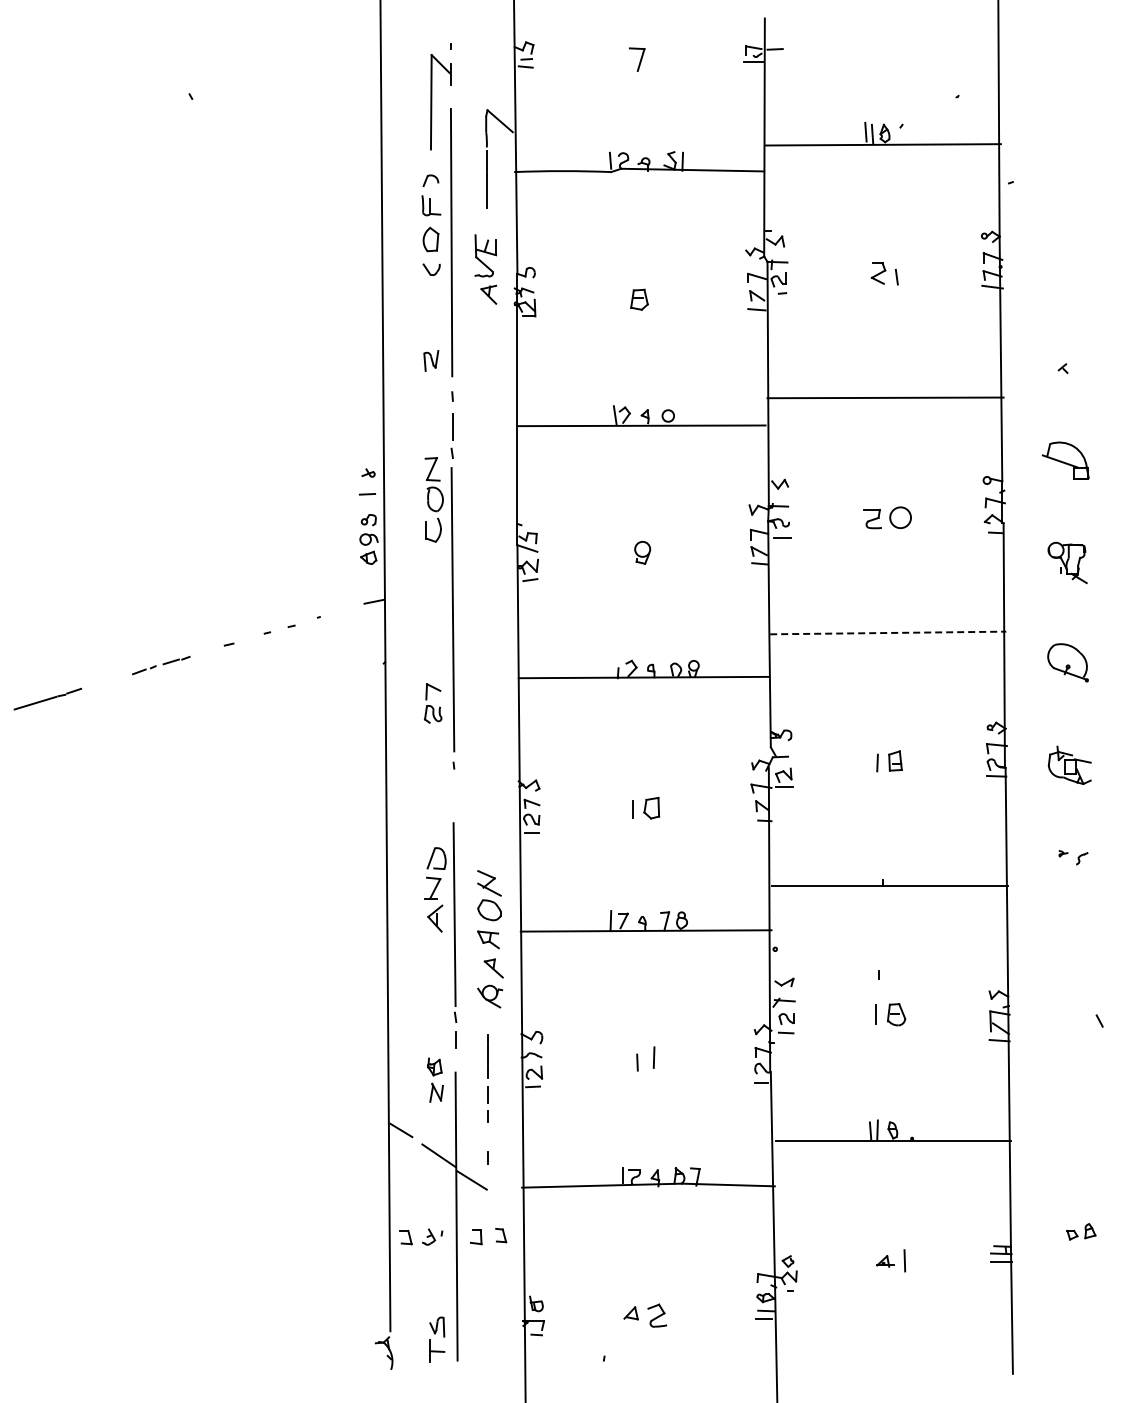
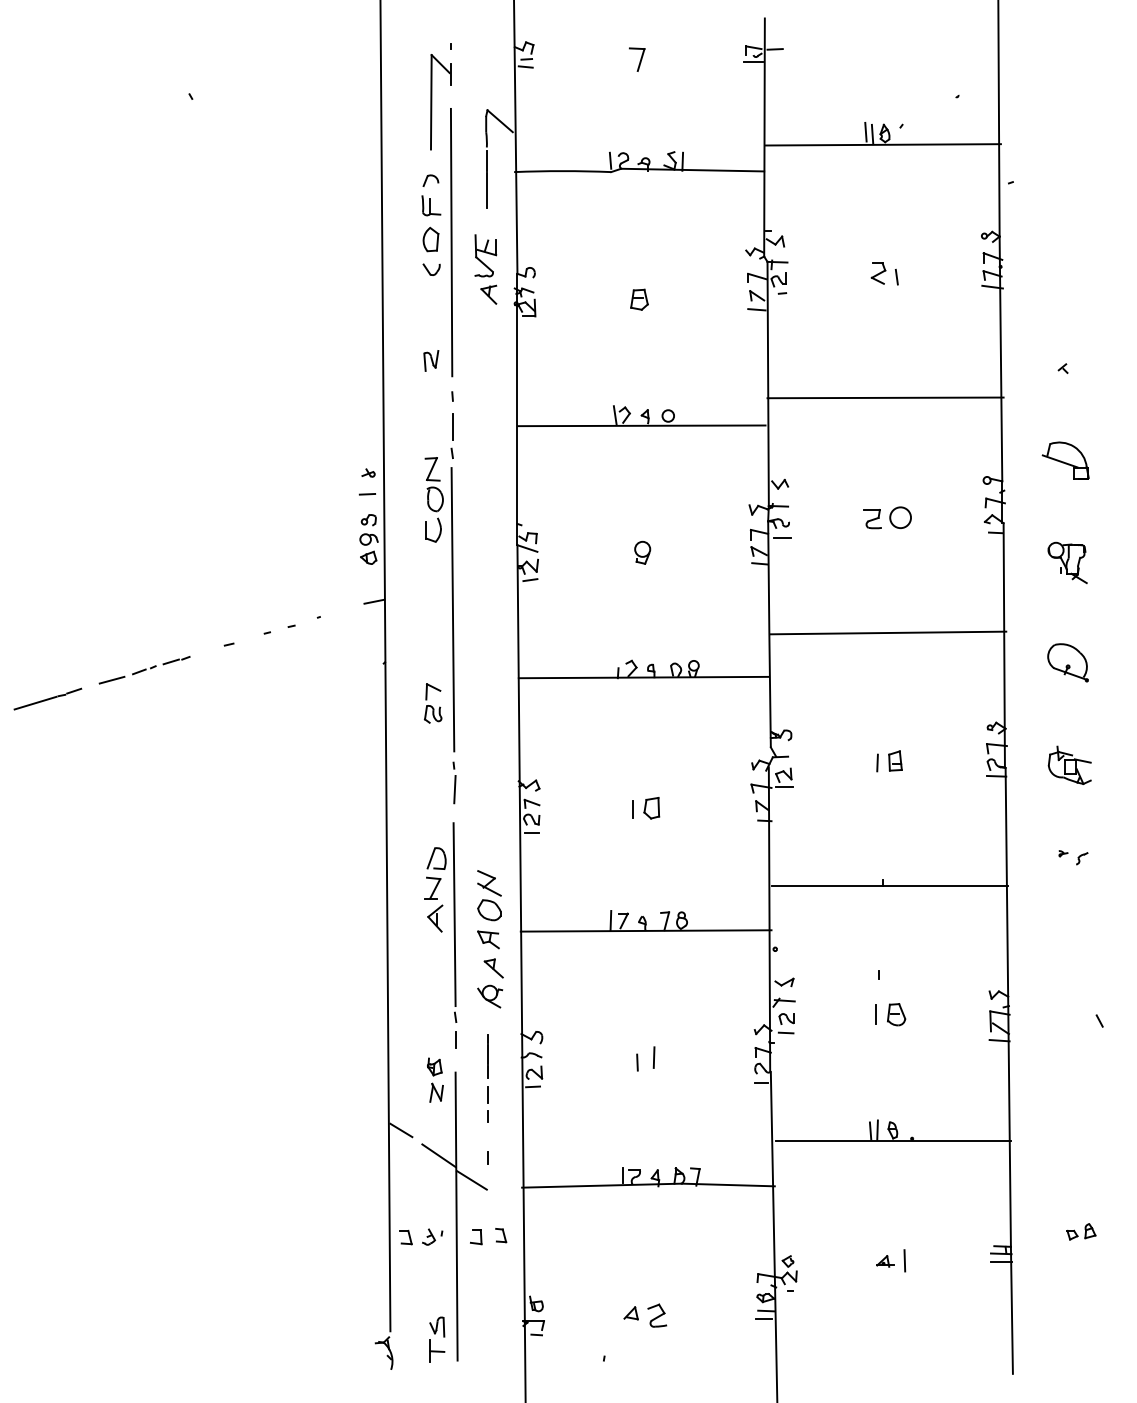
line: dashed -> solid (888, 632)
line: none -> present (111, 679)
line: none -> present (454, 789)
